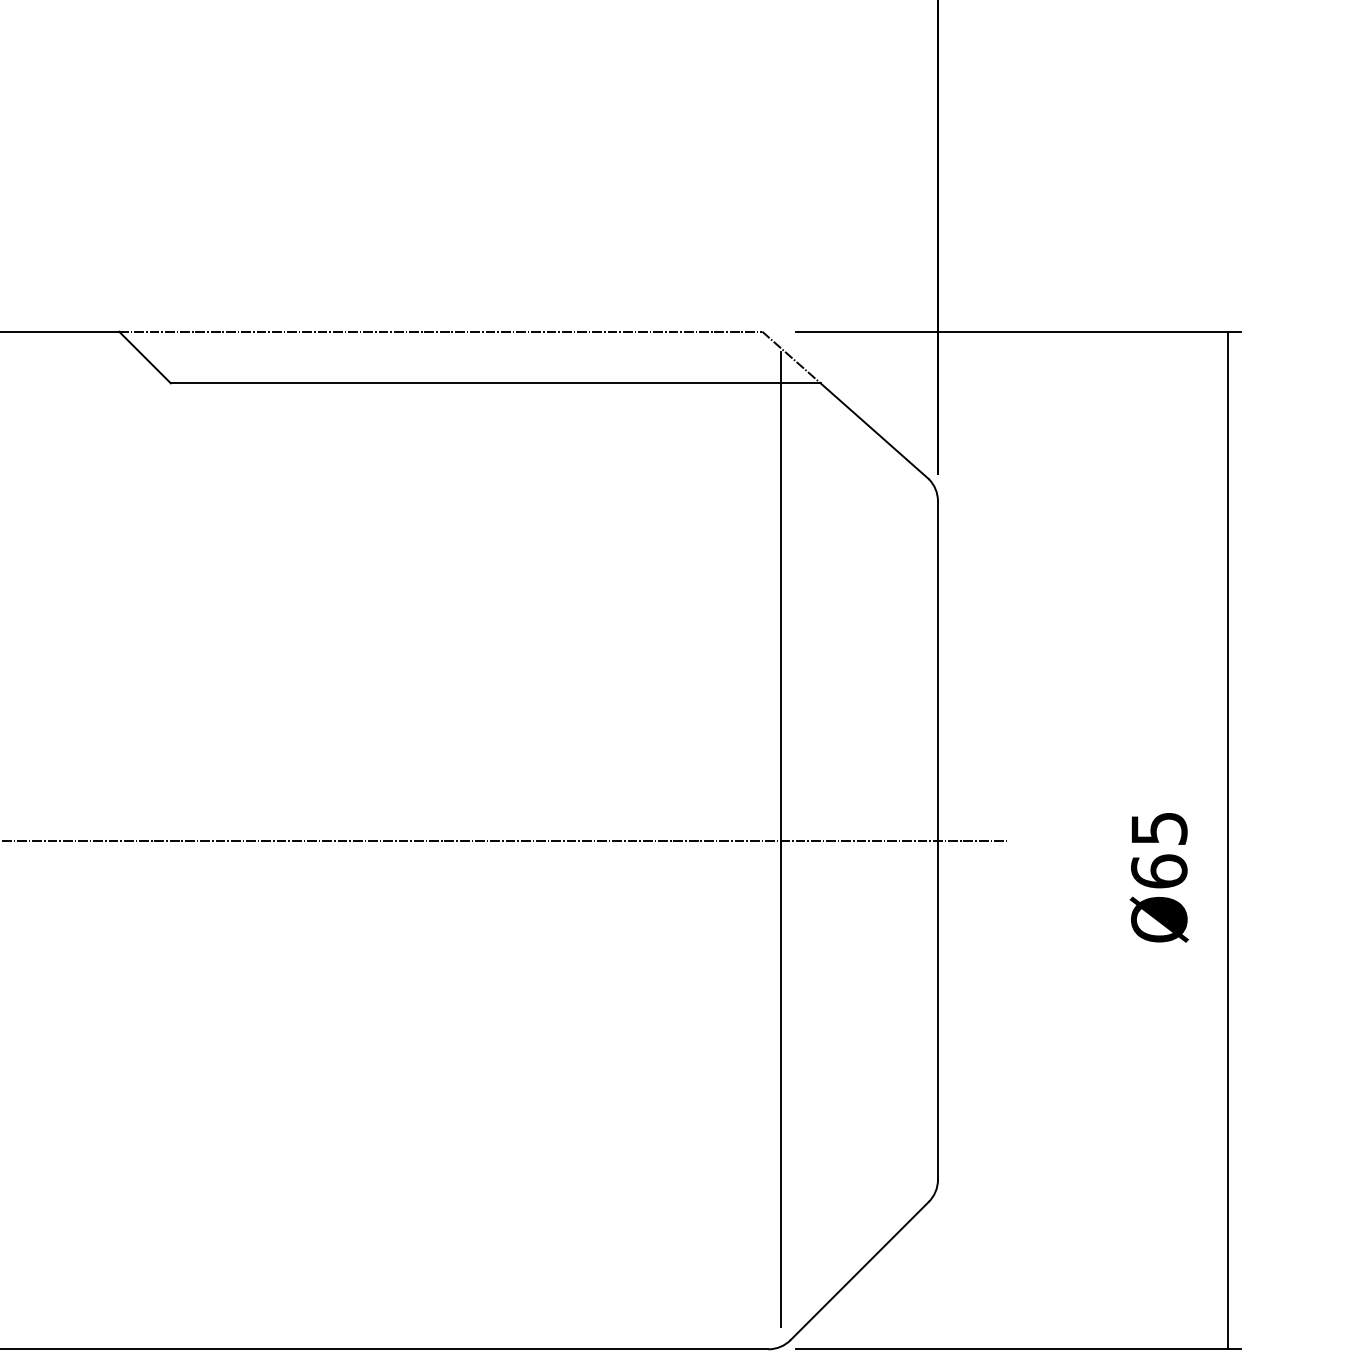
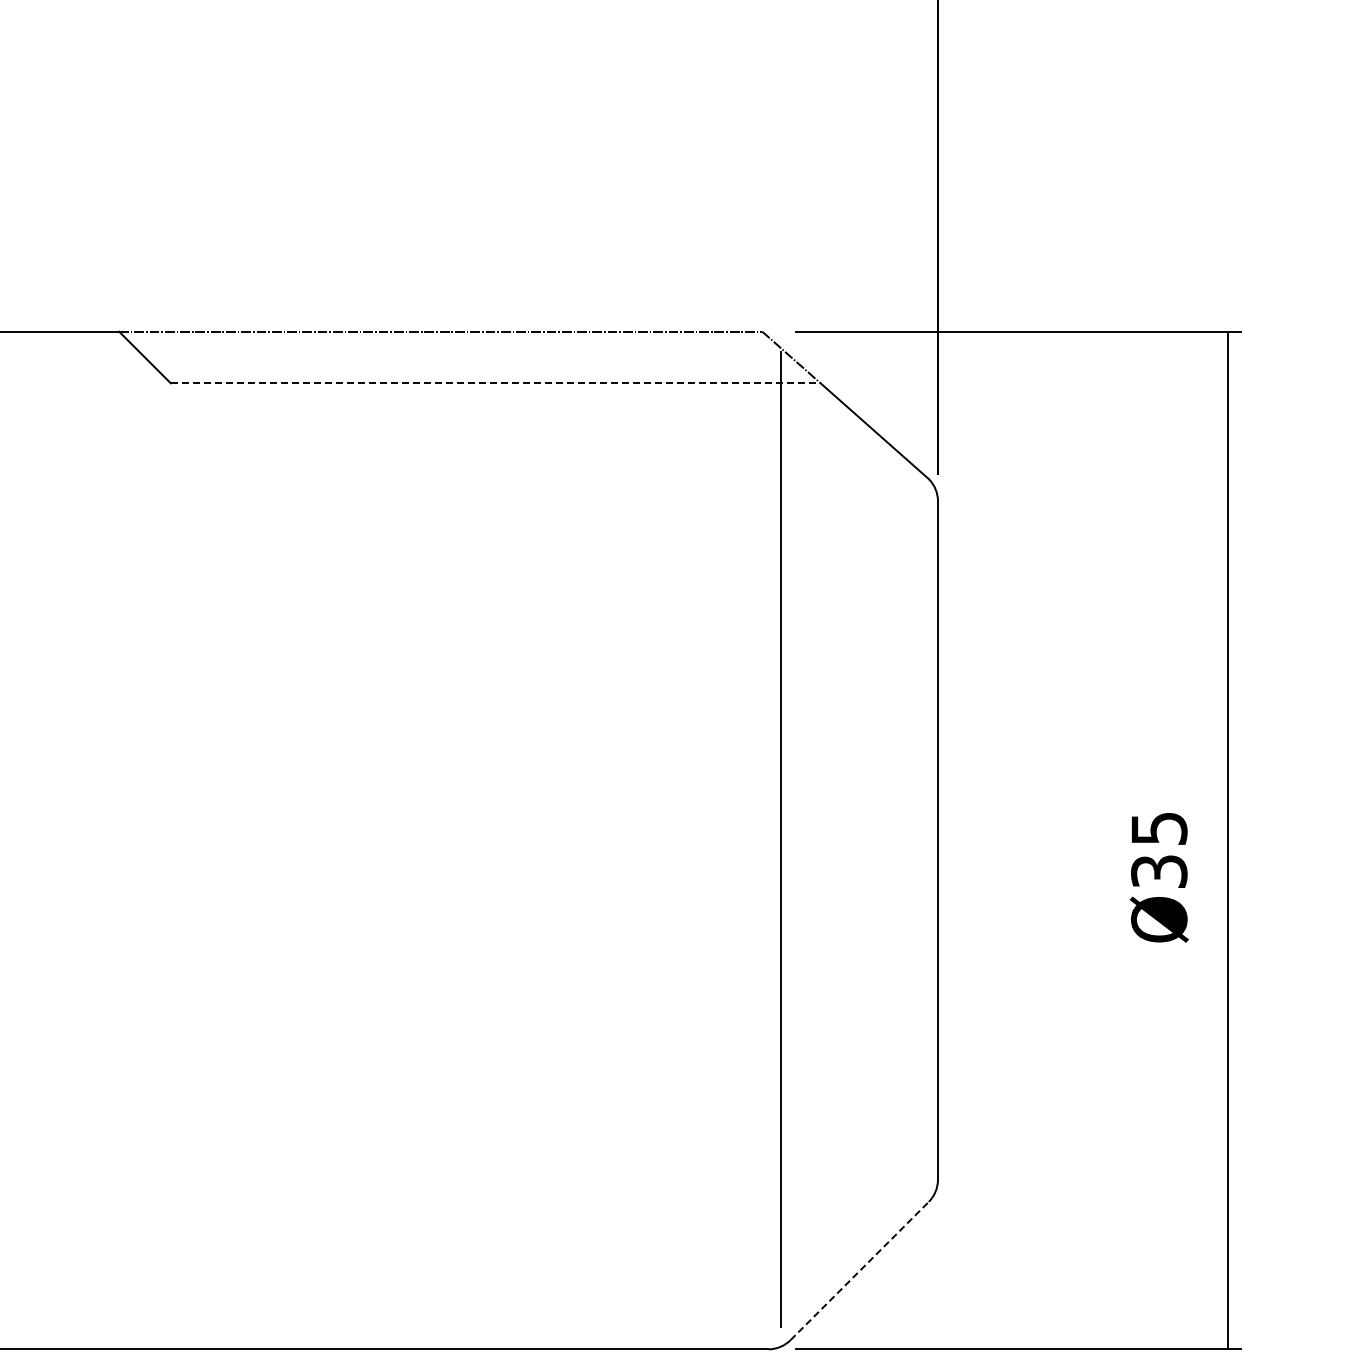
line: solid -> dashed (495, 383)
line: present -> none (505, 840)
text: Ø65 -> Ø35 (1159, 871)
line: solid -> dashed (859, 1271)
